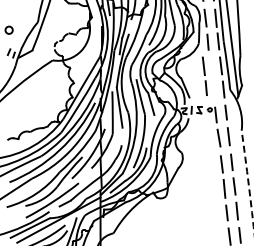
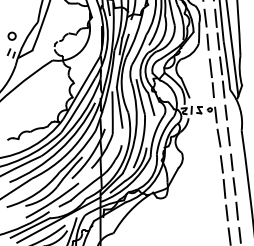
circle position: (8, 29) -> (11, 35) (11, 35)
line position: (204, 75) -> (211, 77) (211, 77)
arc: dashed -> solid (248, 180)
